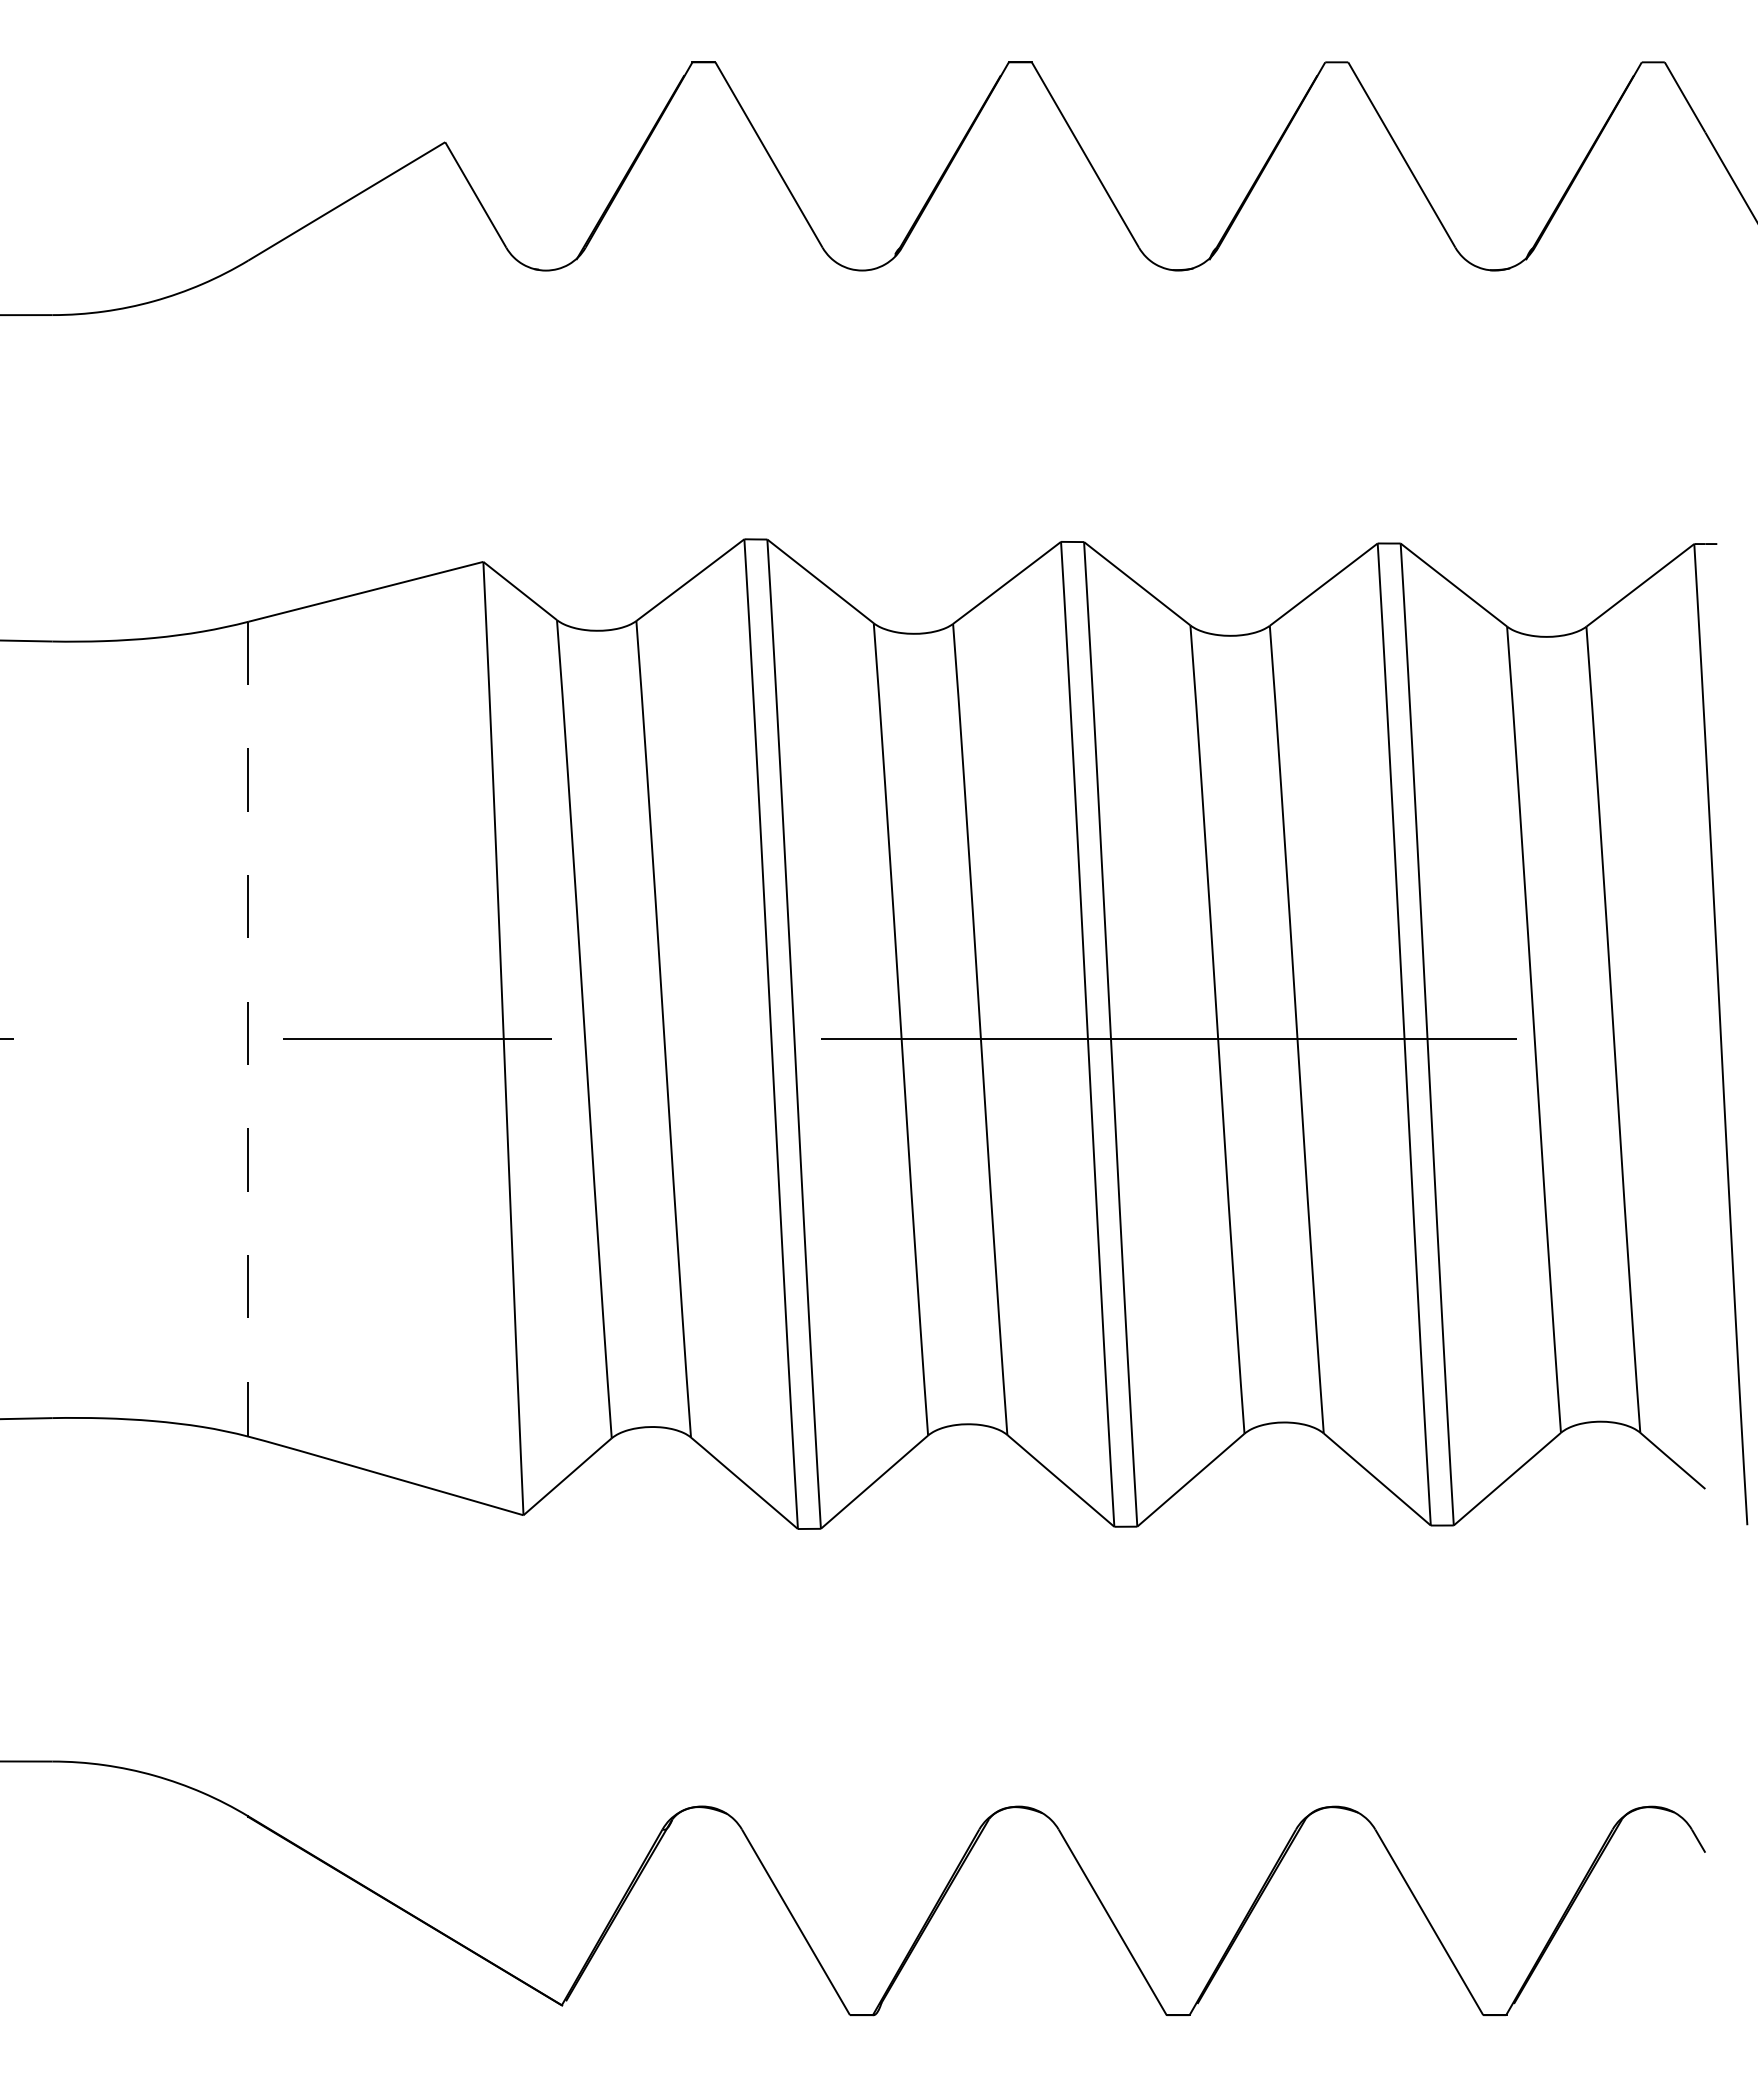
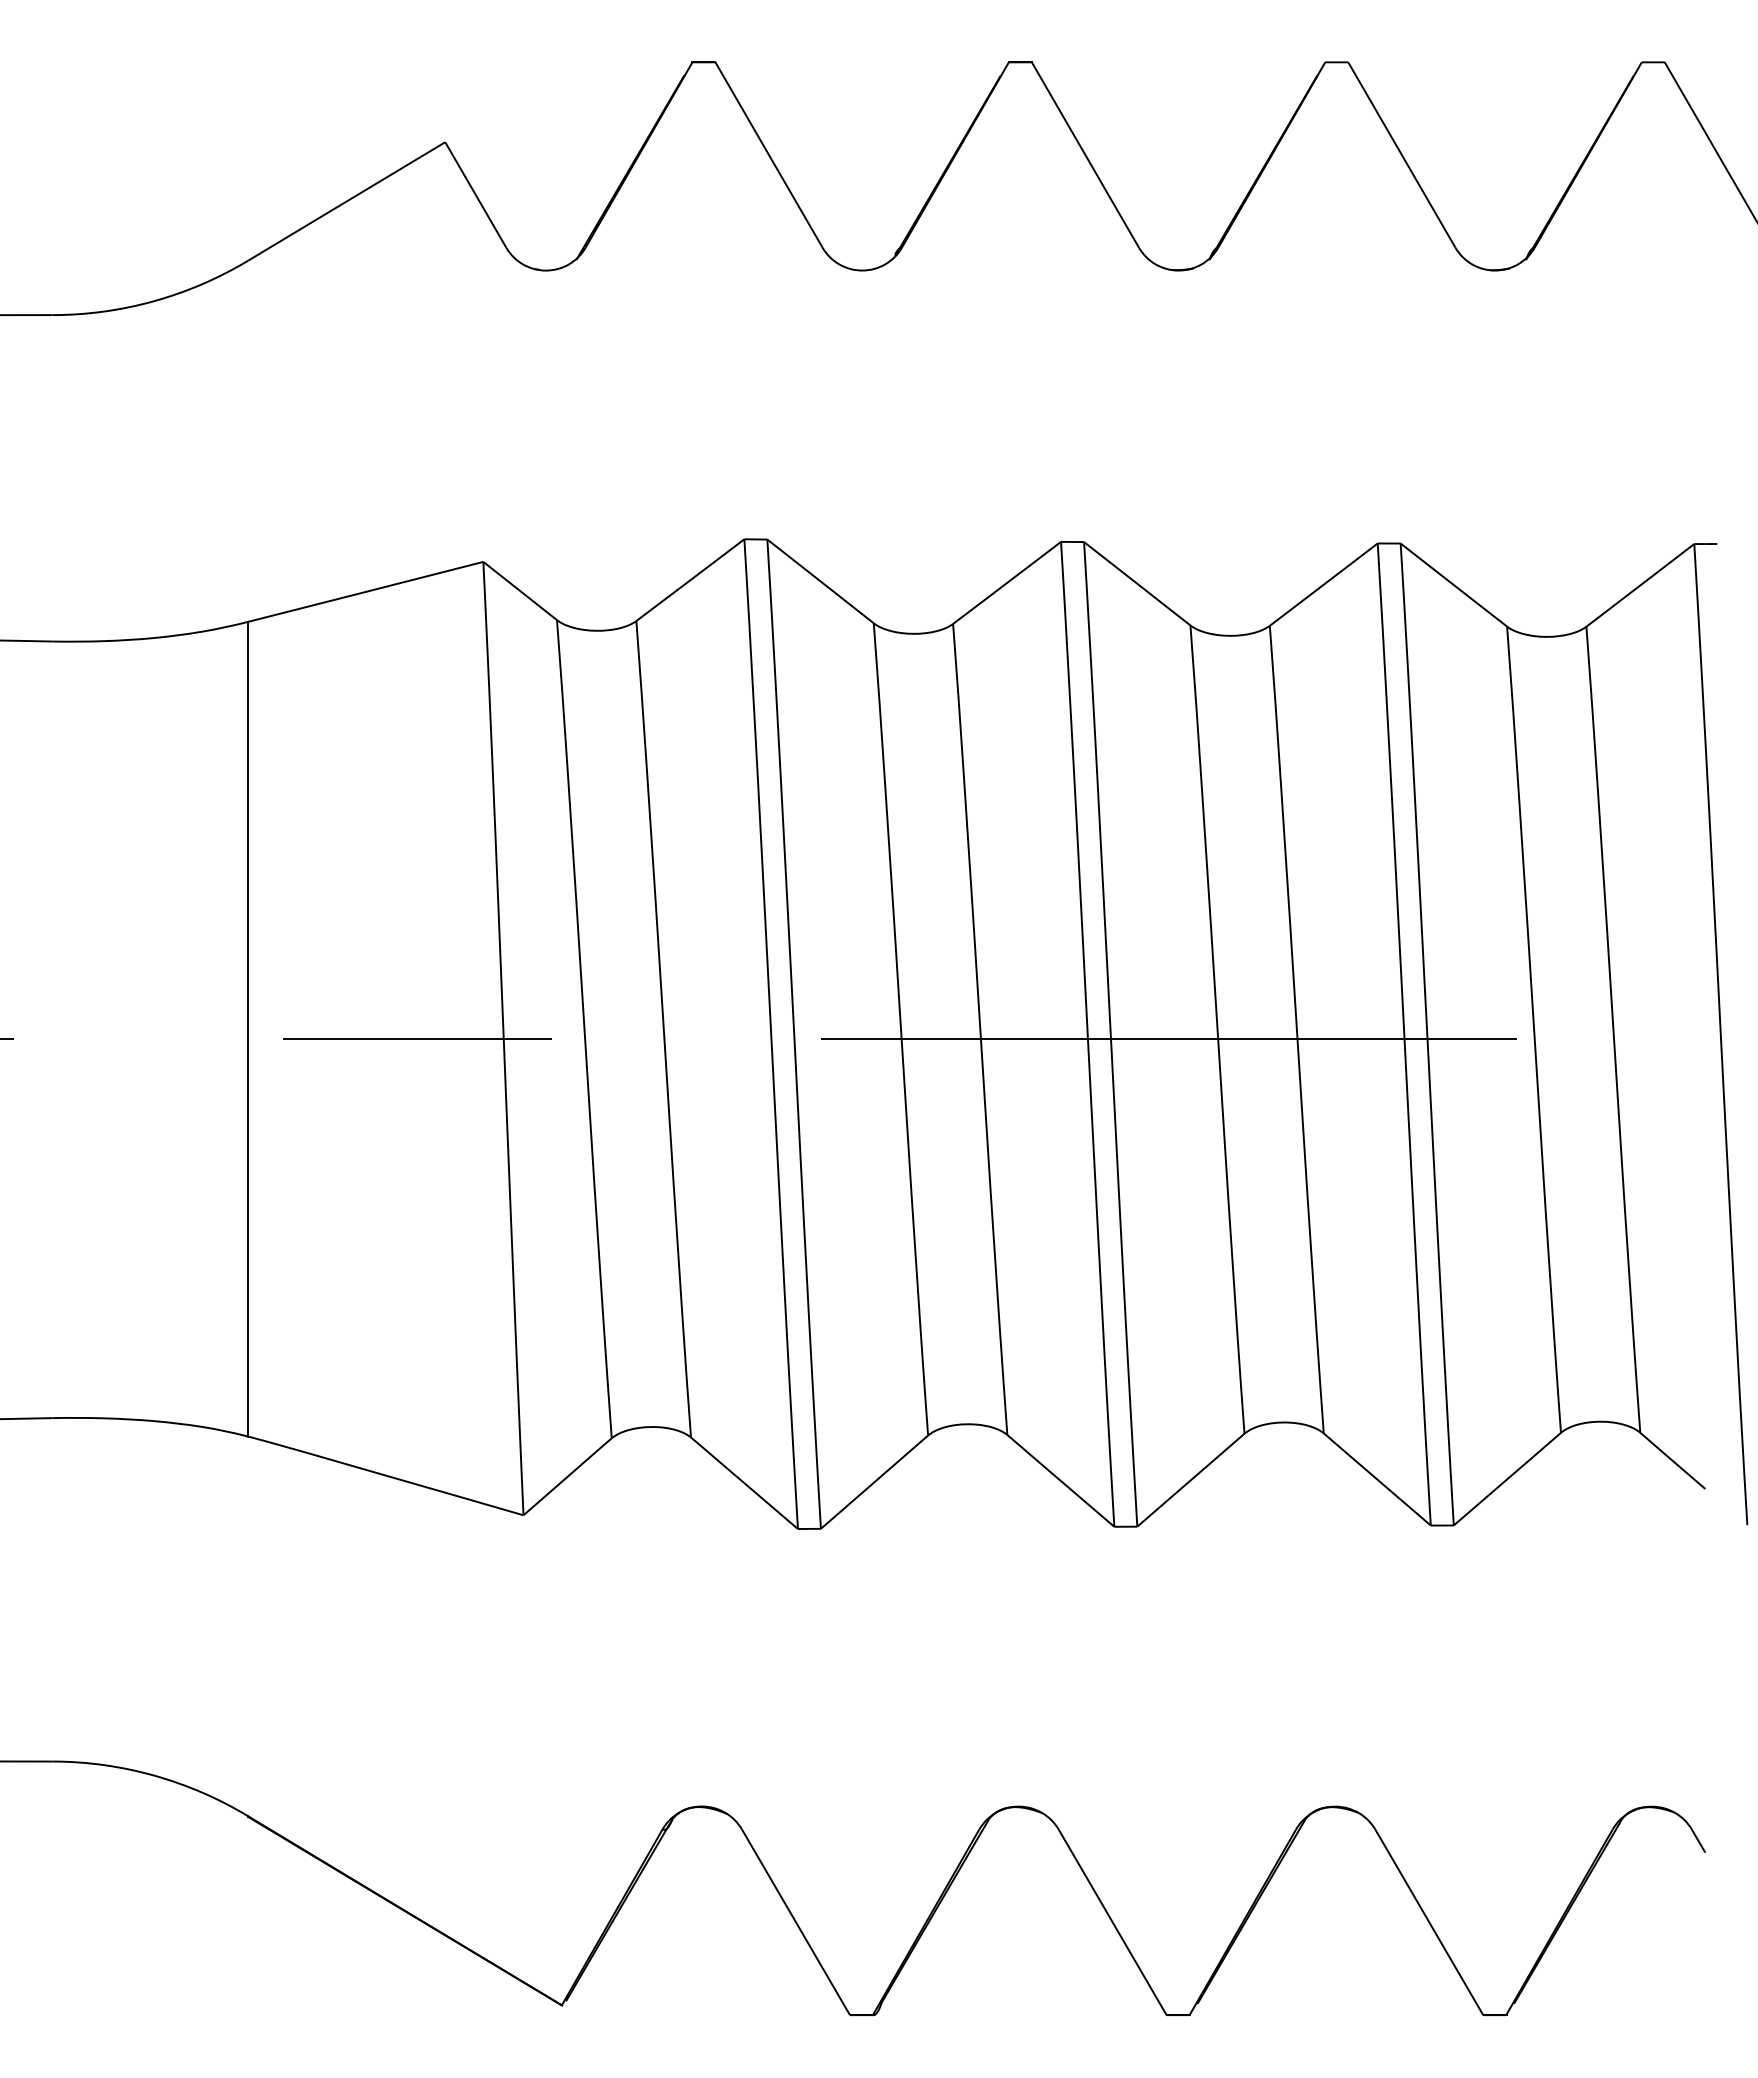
line: dashed -> solid (248, 1029)
